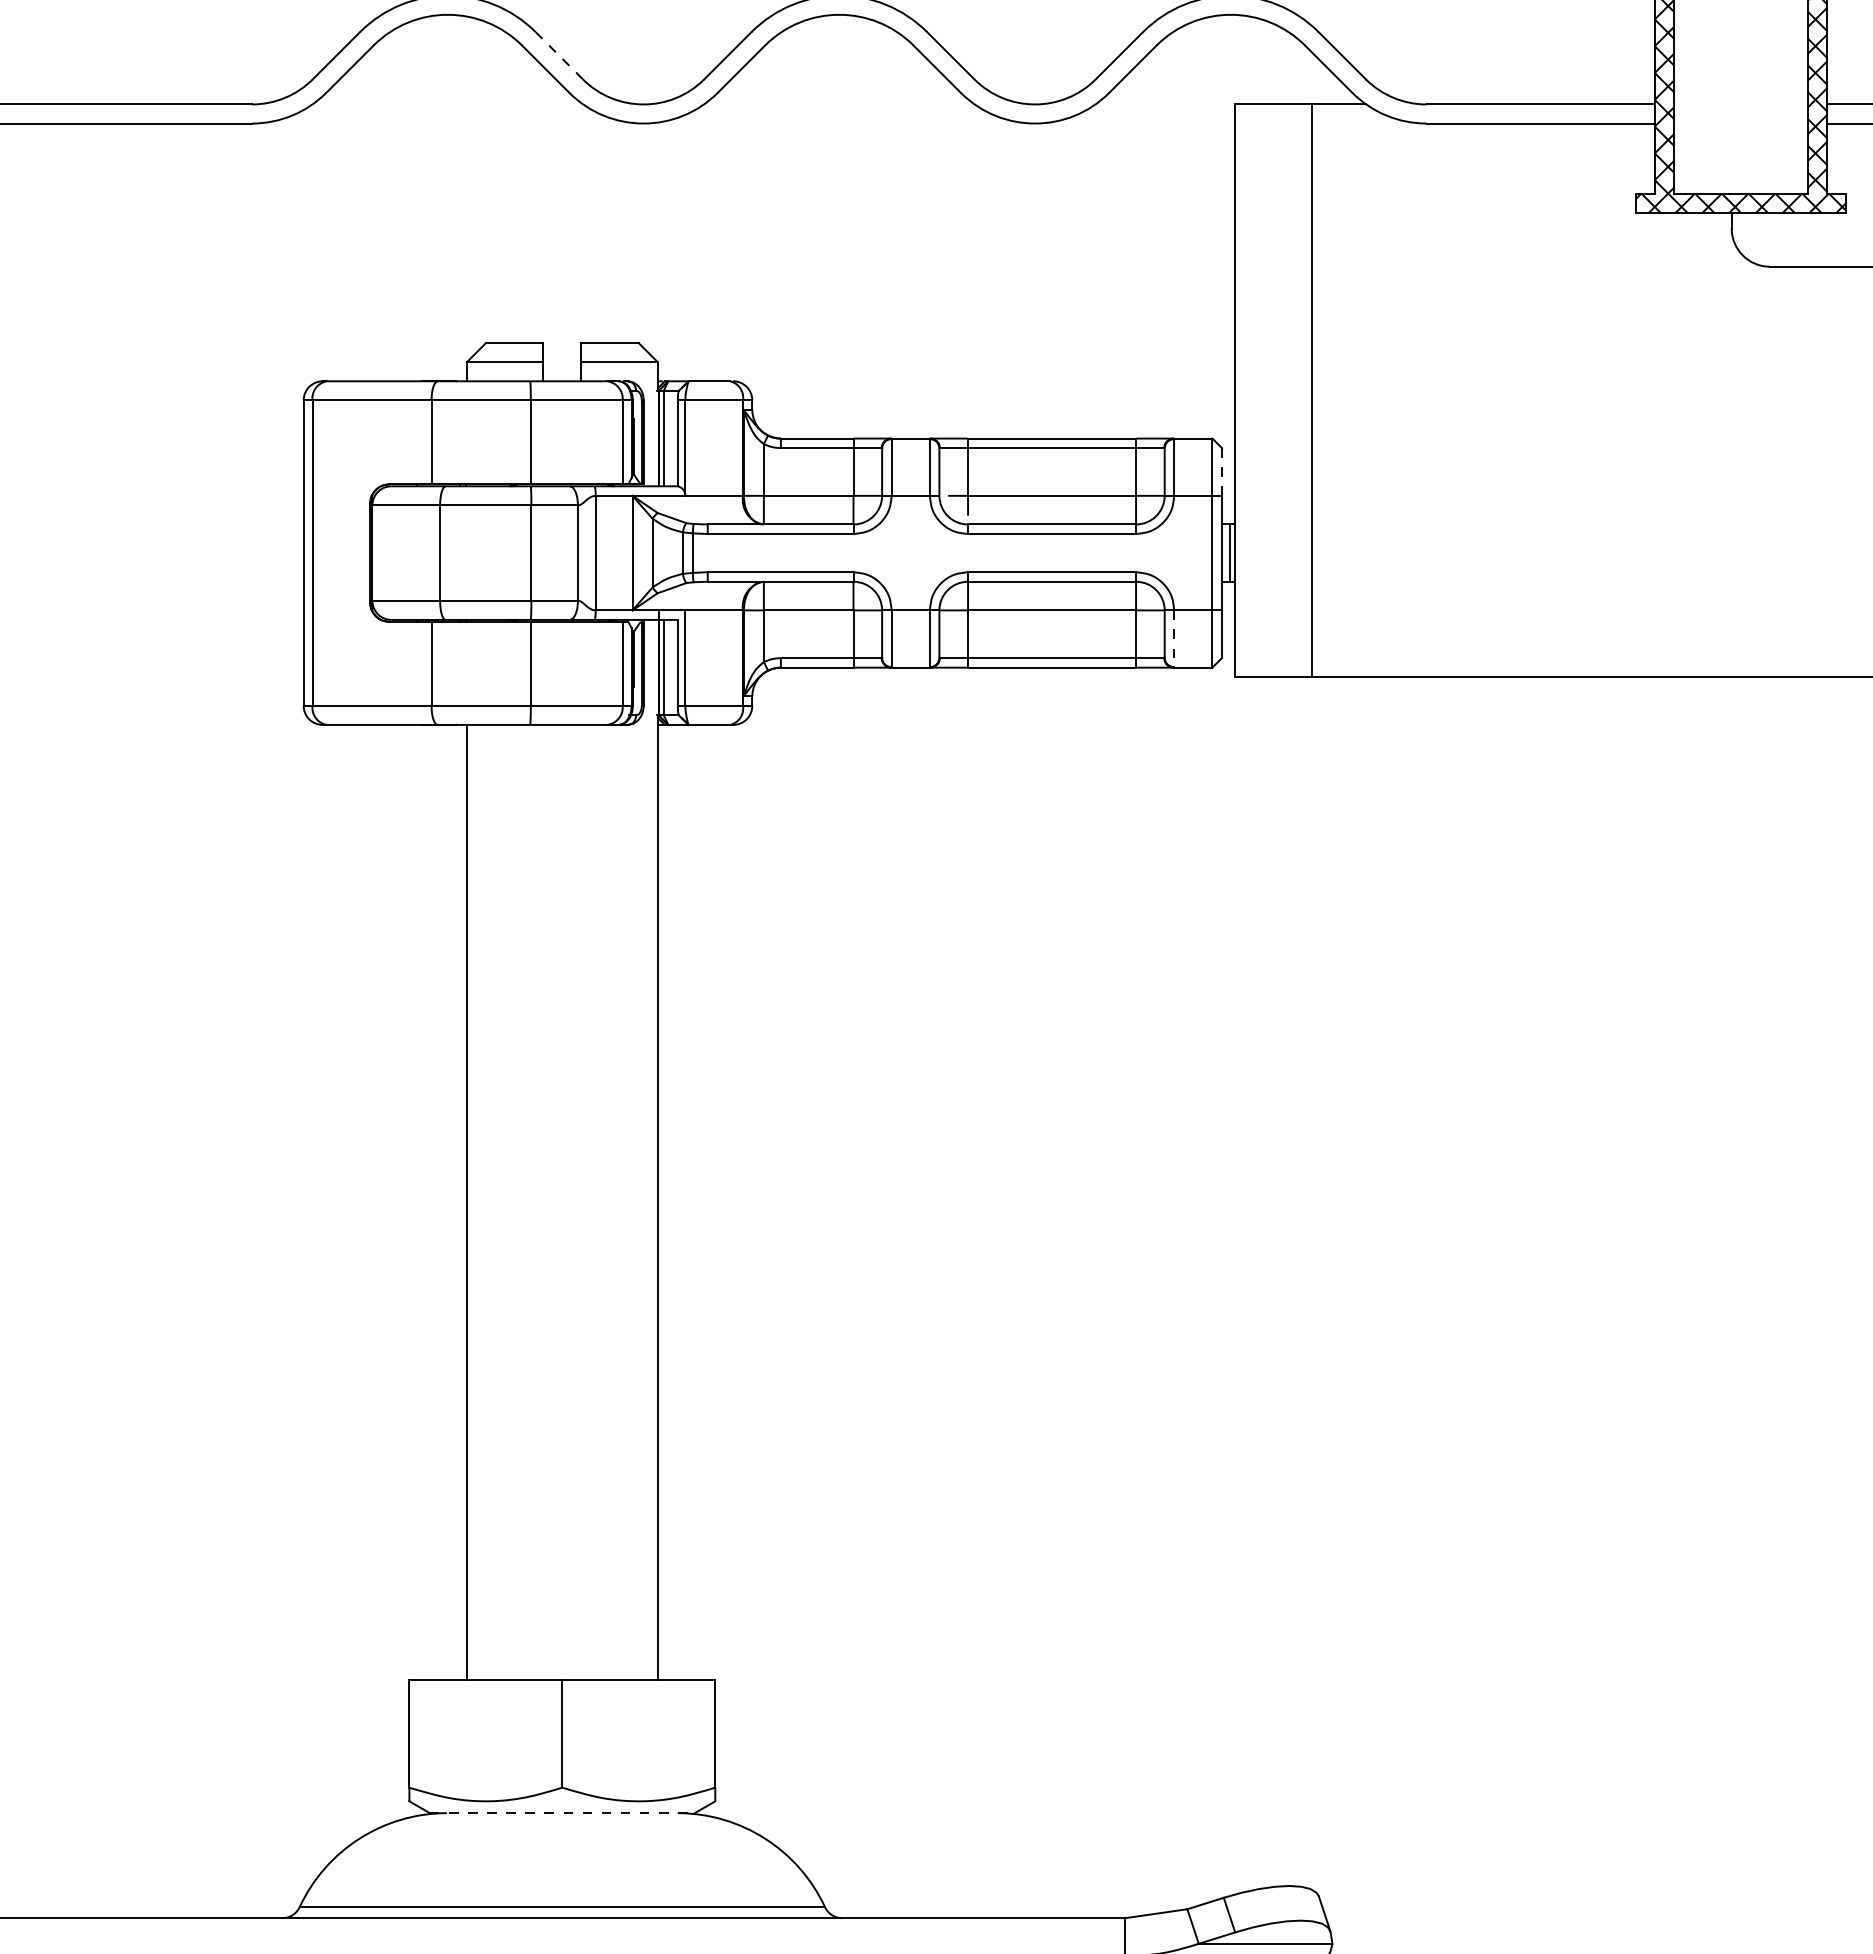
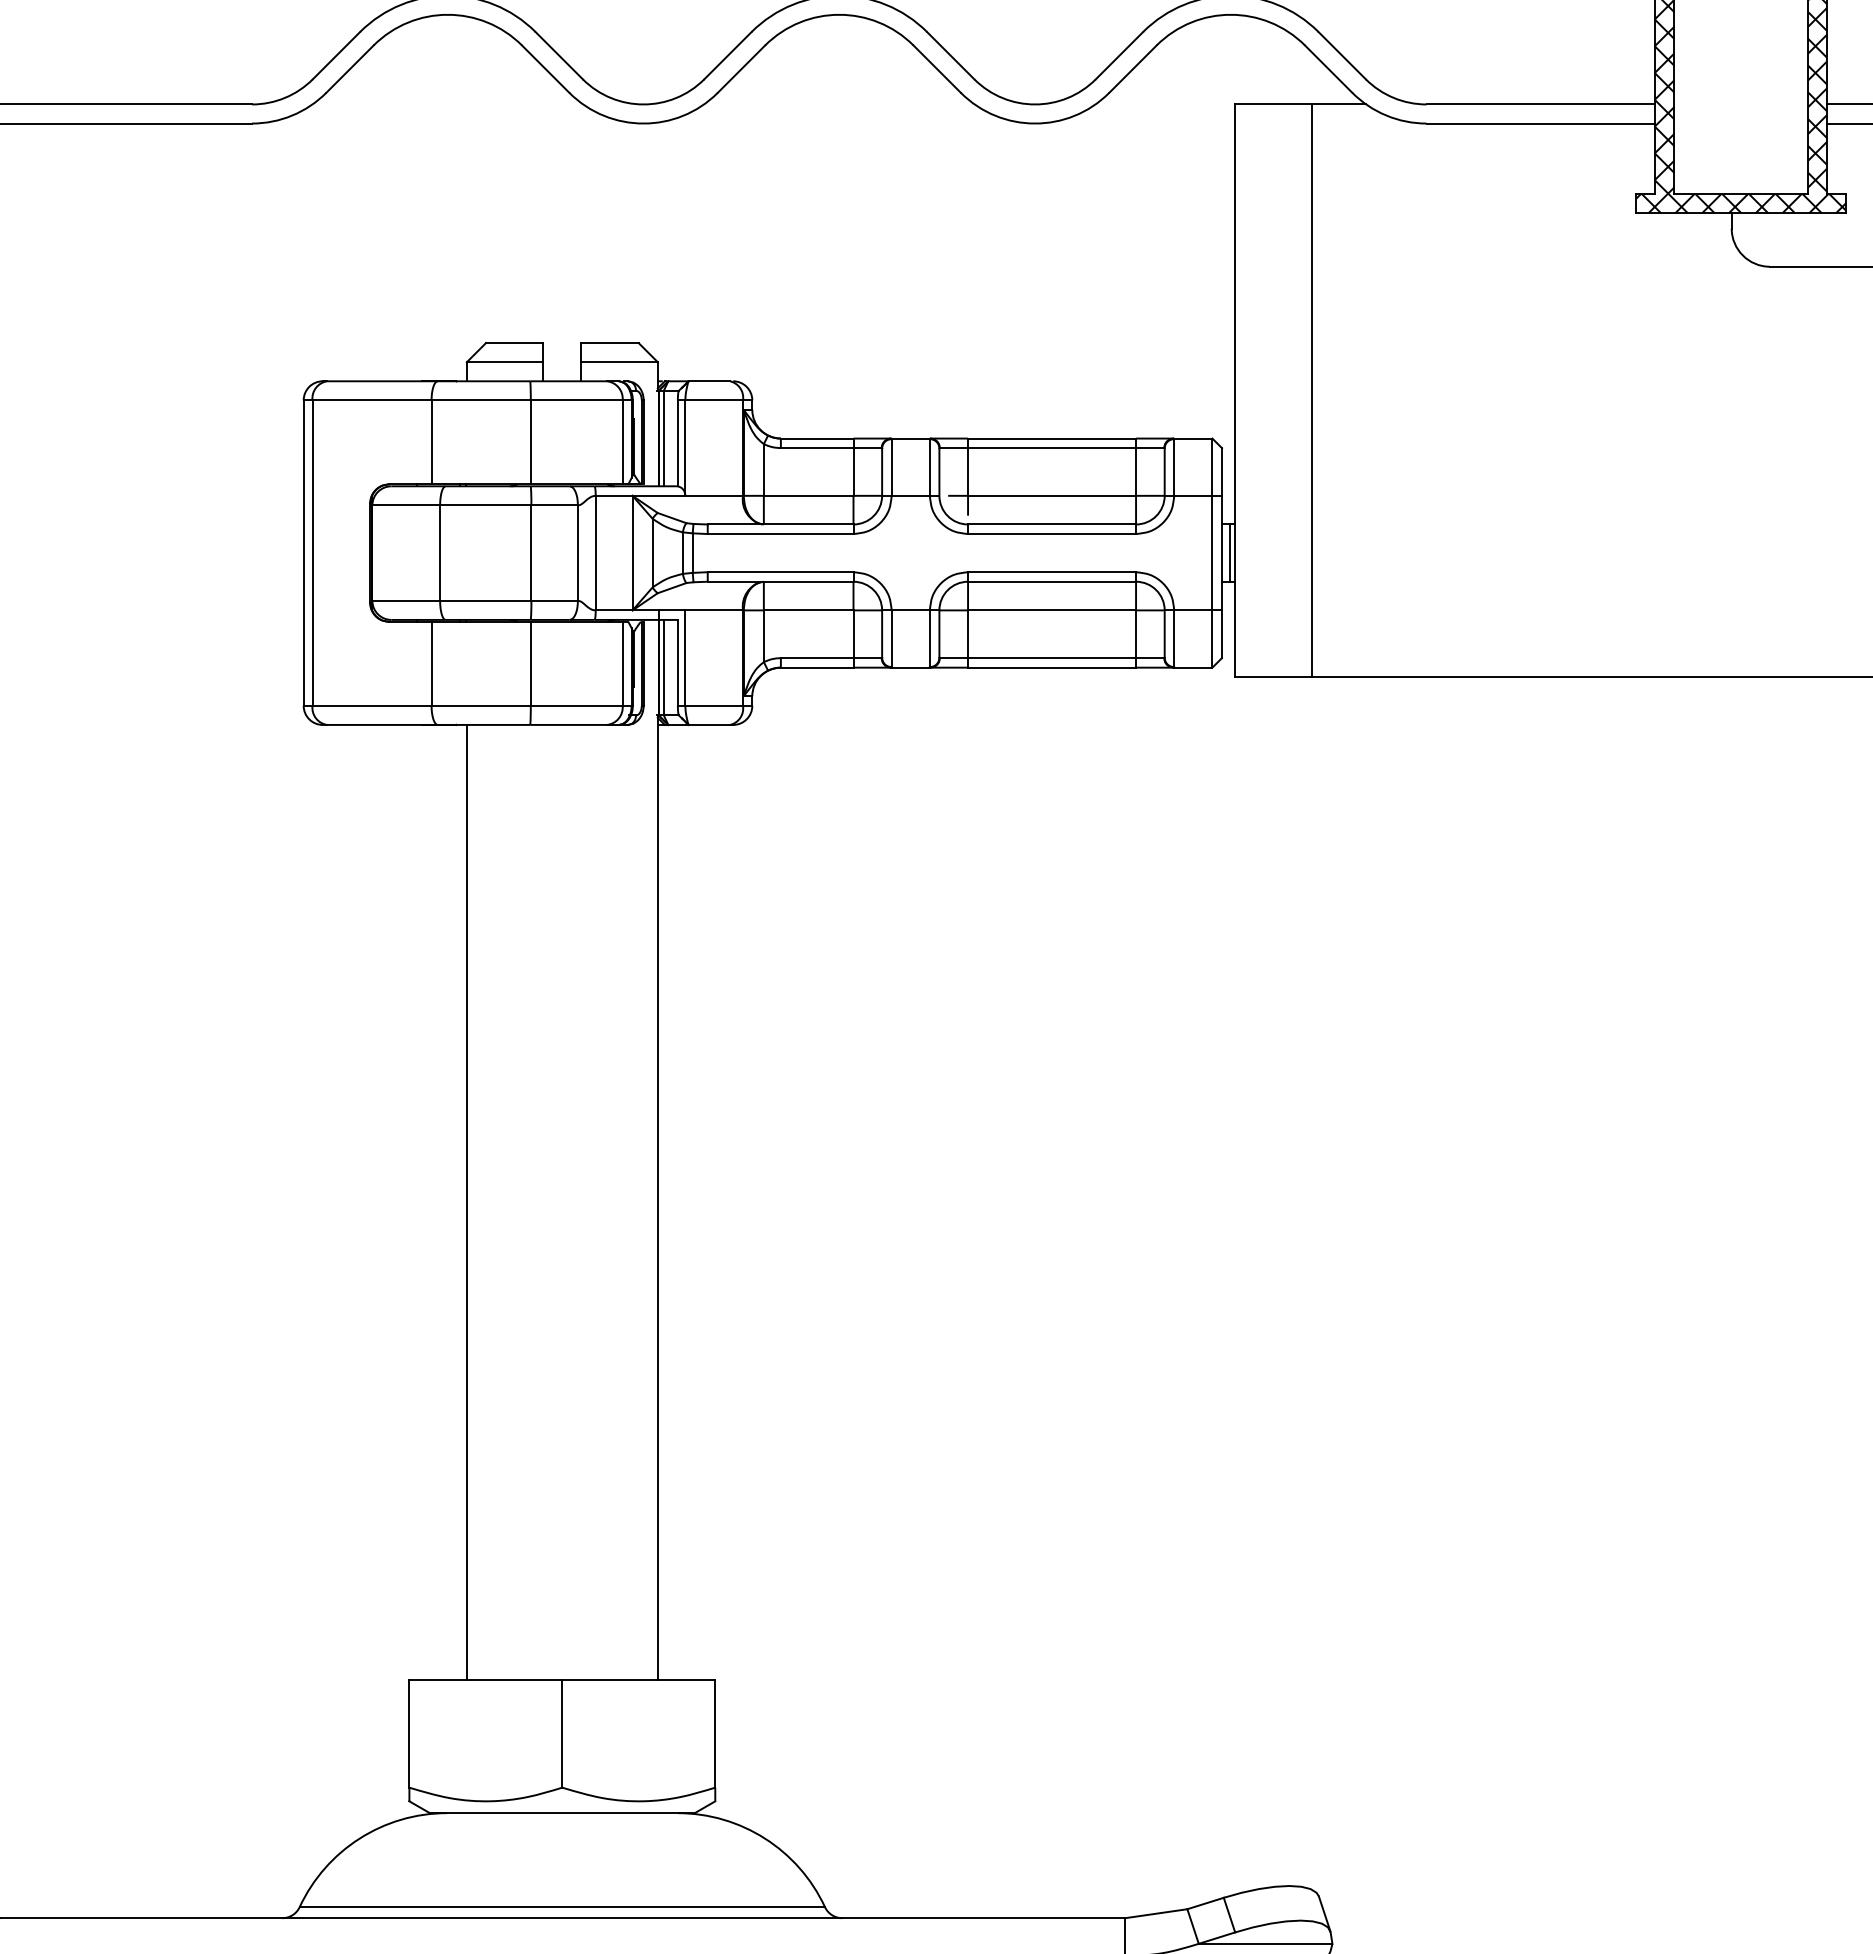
line: dashed -> solid (558, 55)
line: dashed -> solid (1221, 471)
line: dashed -> solid (1174, 639)
line: dashed -> solid (562, 1813)
